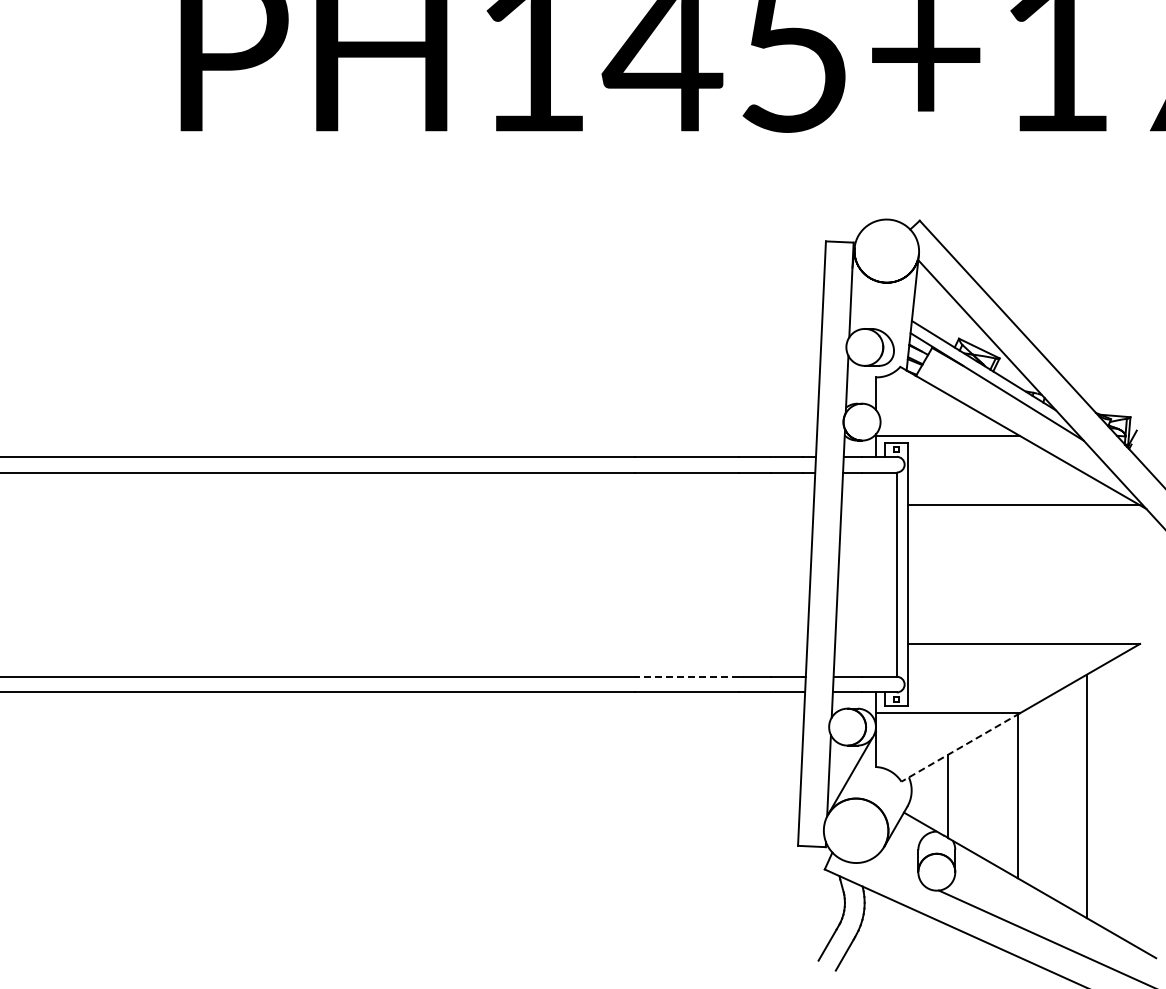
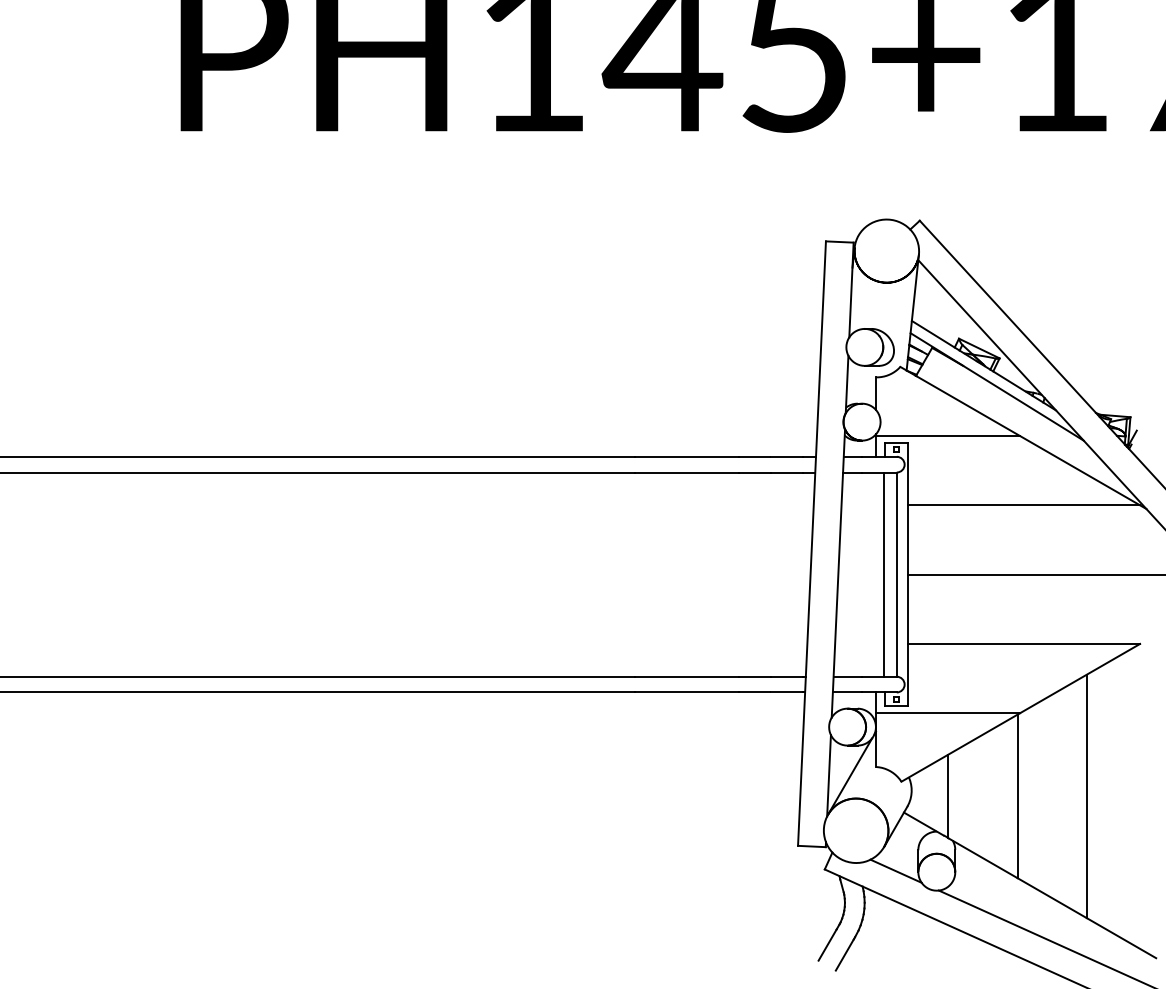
line: none -> present (884, 574)
line: none -> present (1035, 574)
line: dashed -> solid (686, 676)
line: dashed -> solid (960, 747)
line: none -> present (895, 870)
